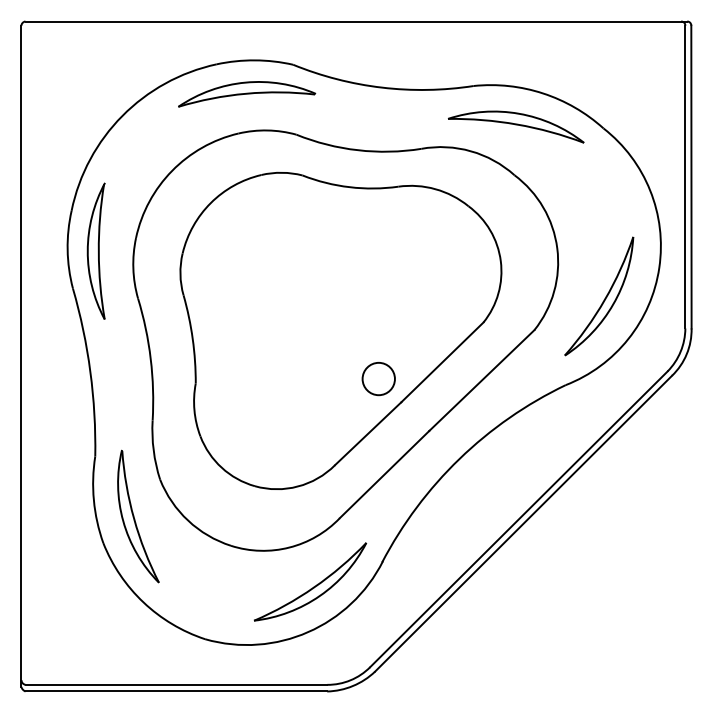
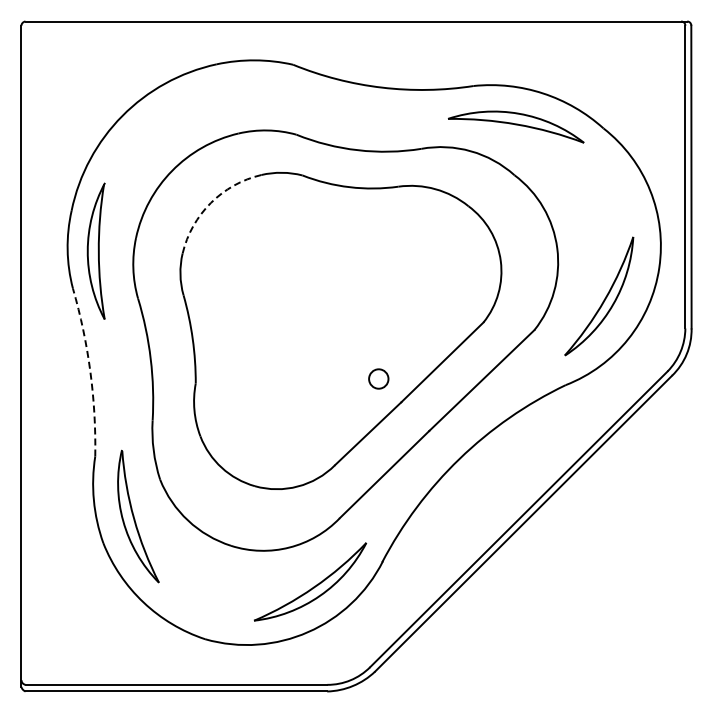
part: present -> none (247, 94)
arc: solid -> dashed (210, 203)
arc: solid -> dashed (90, 371)
circle diameter: 32 px -> 19 px (378, 378)
